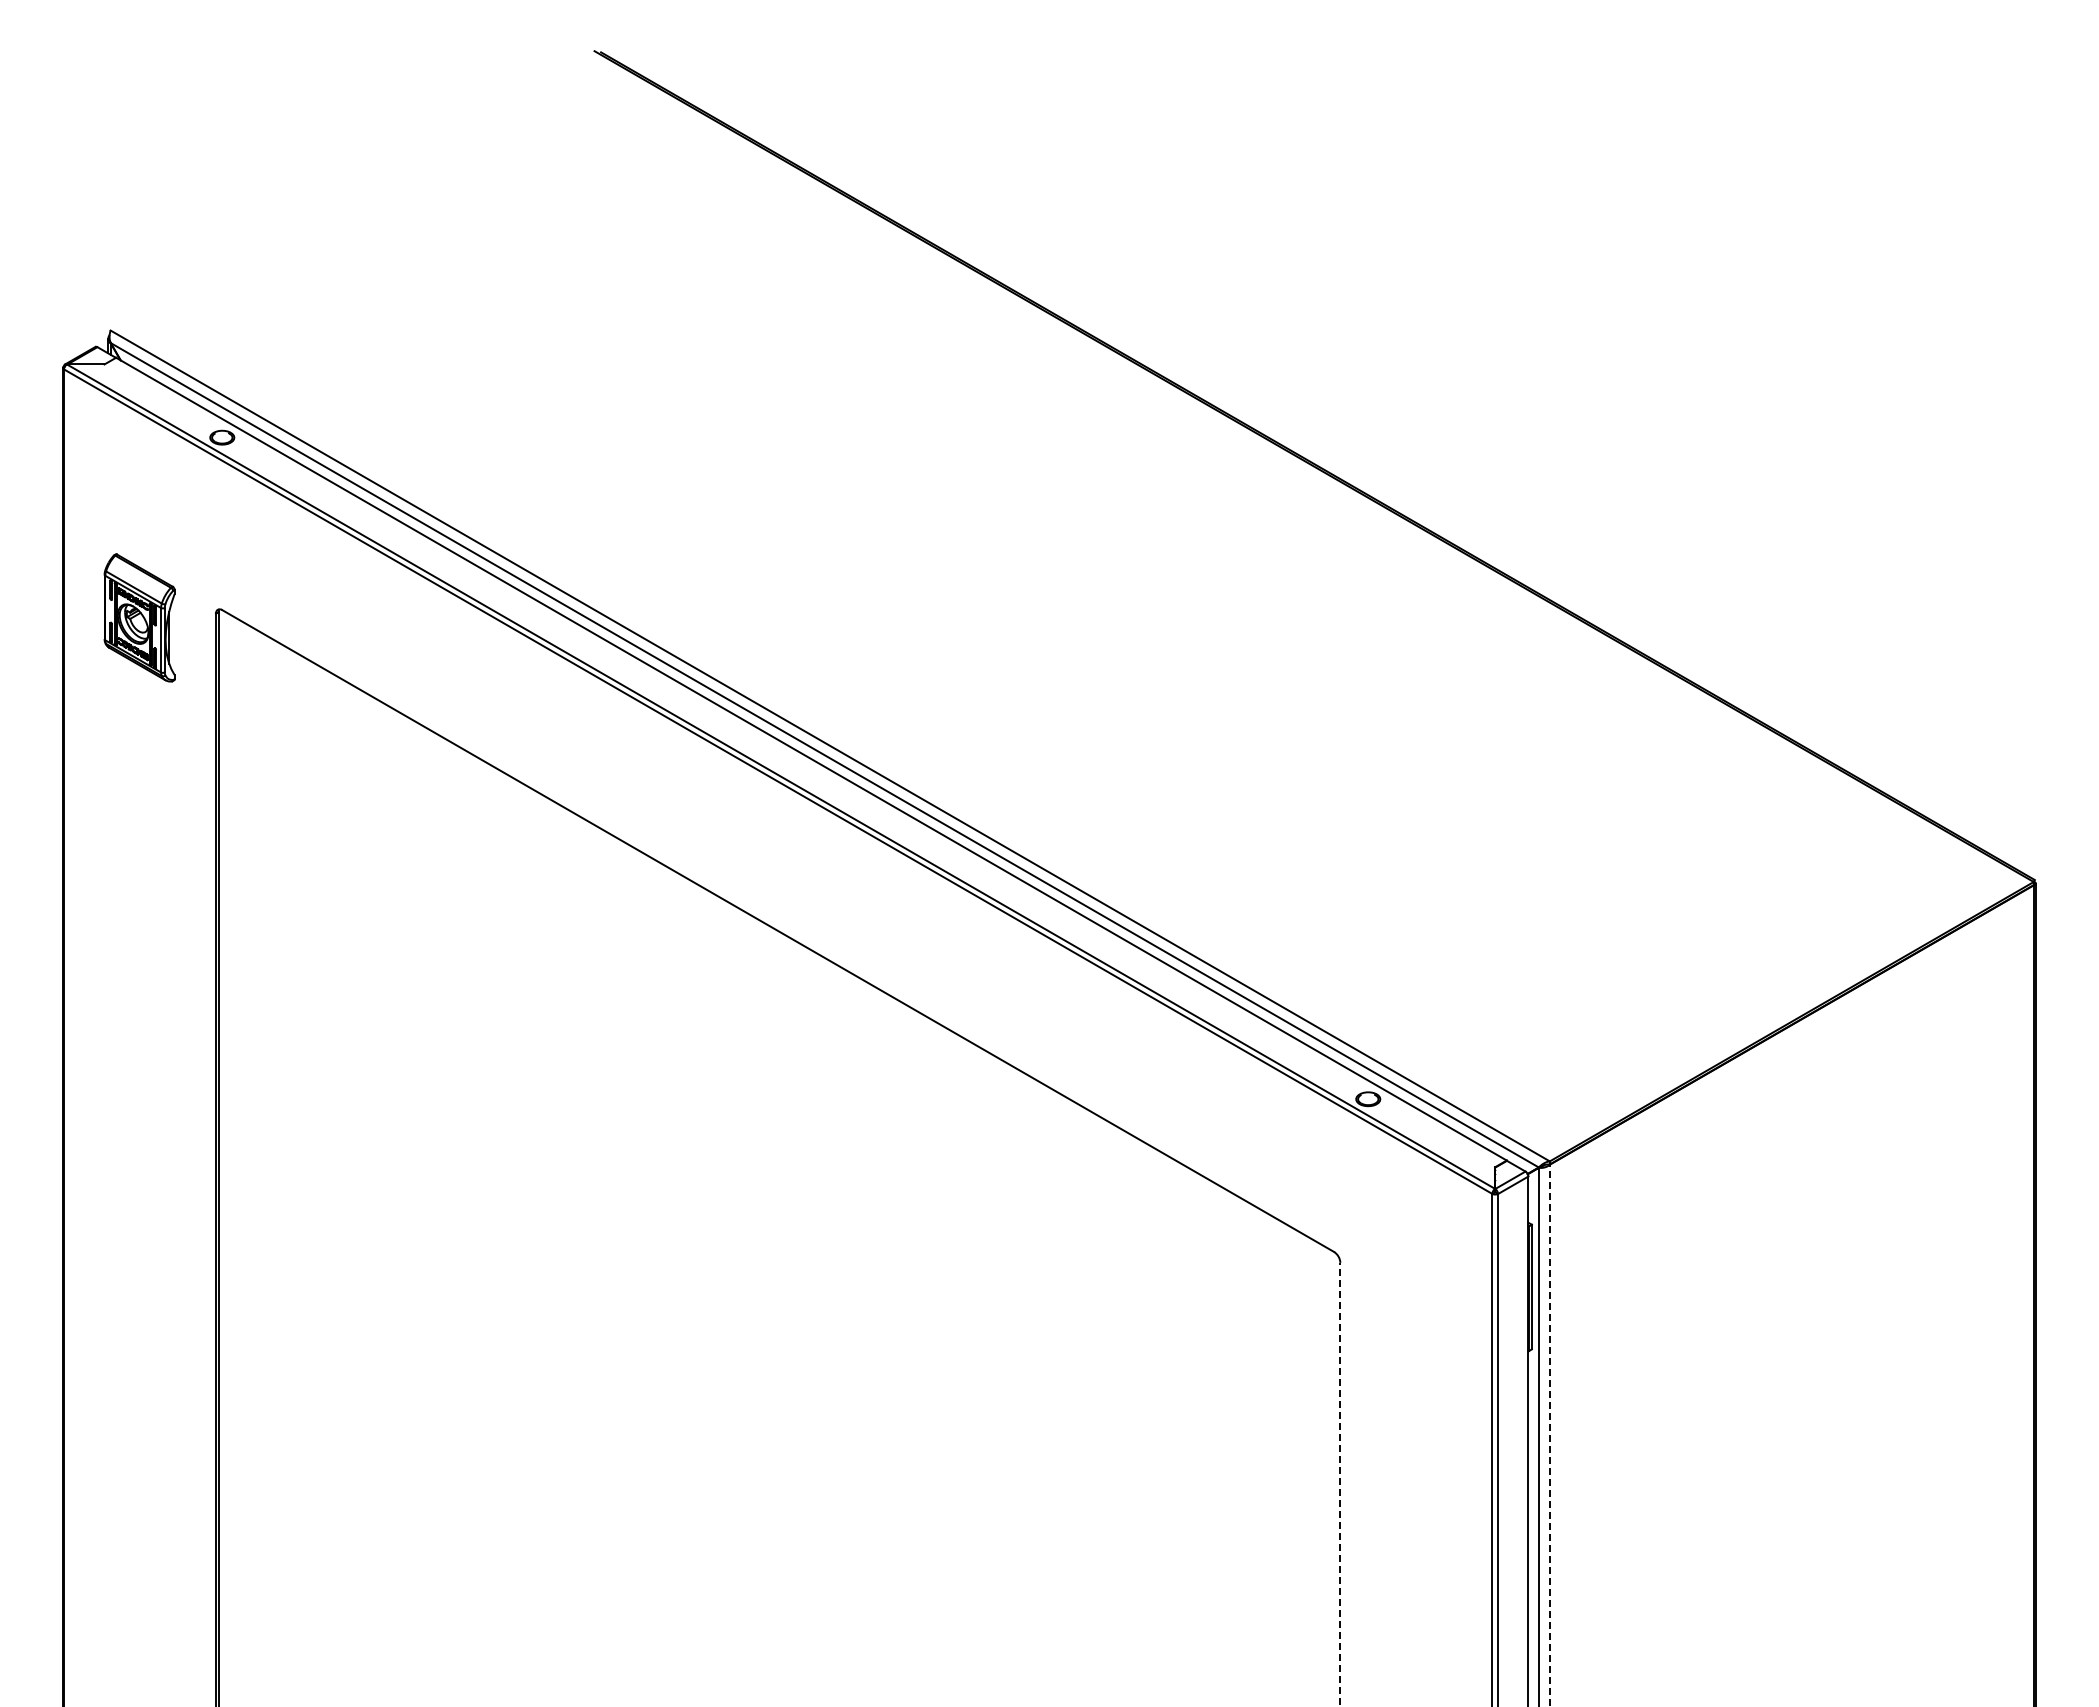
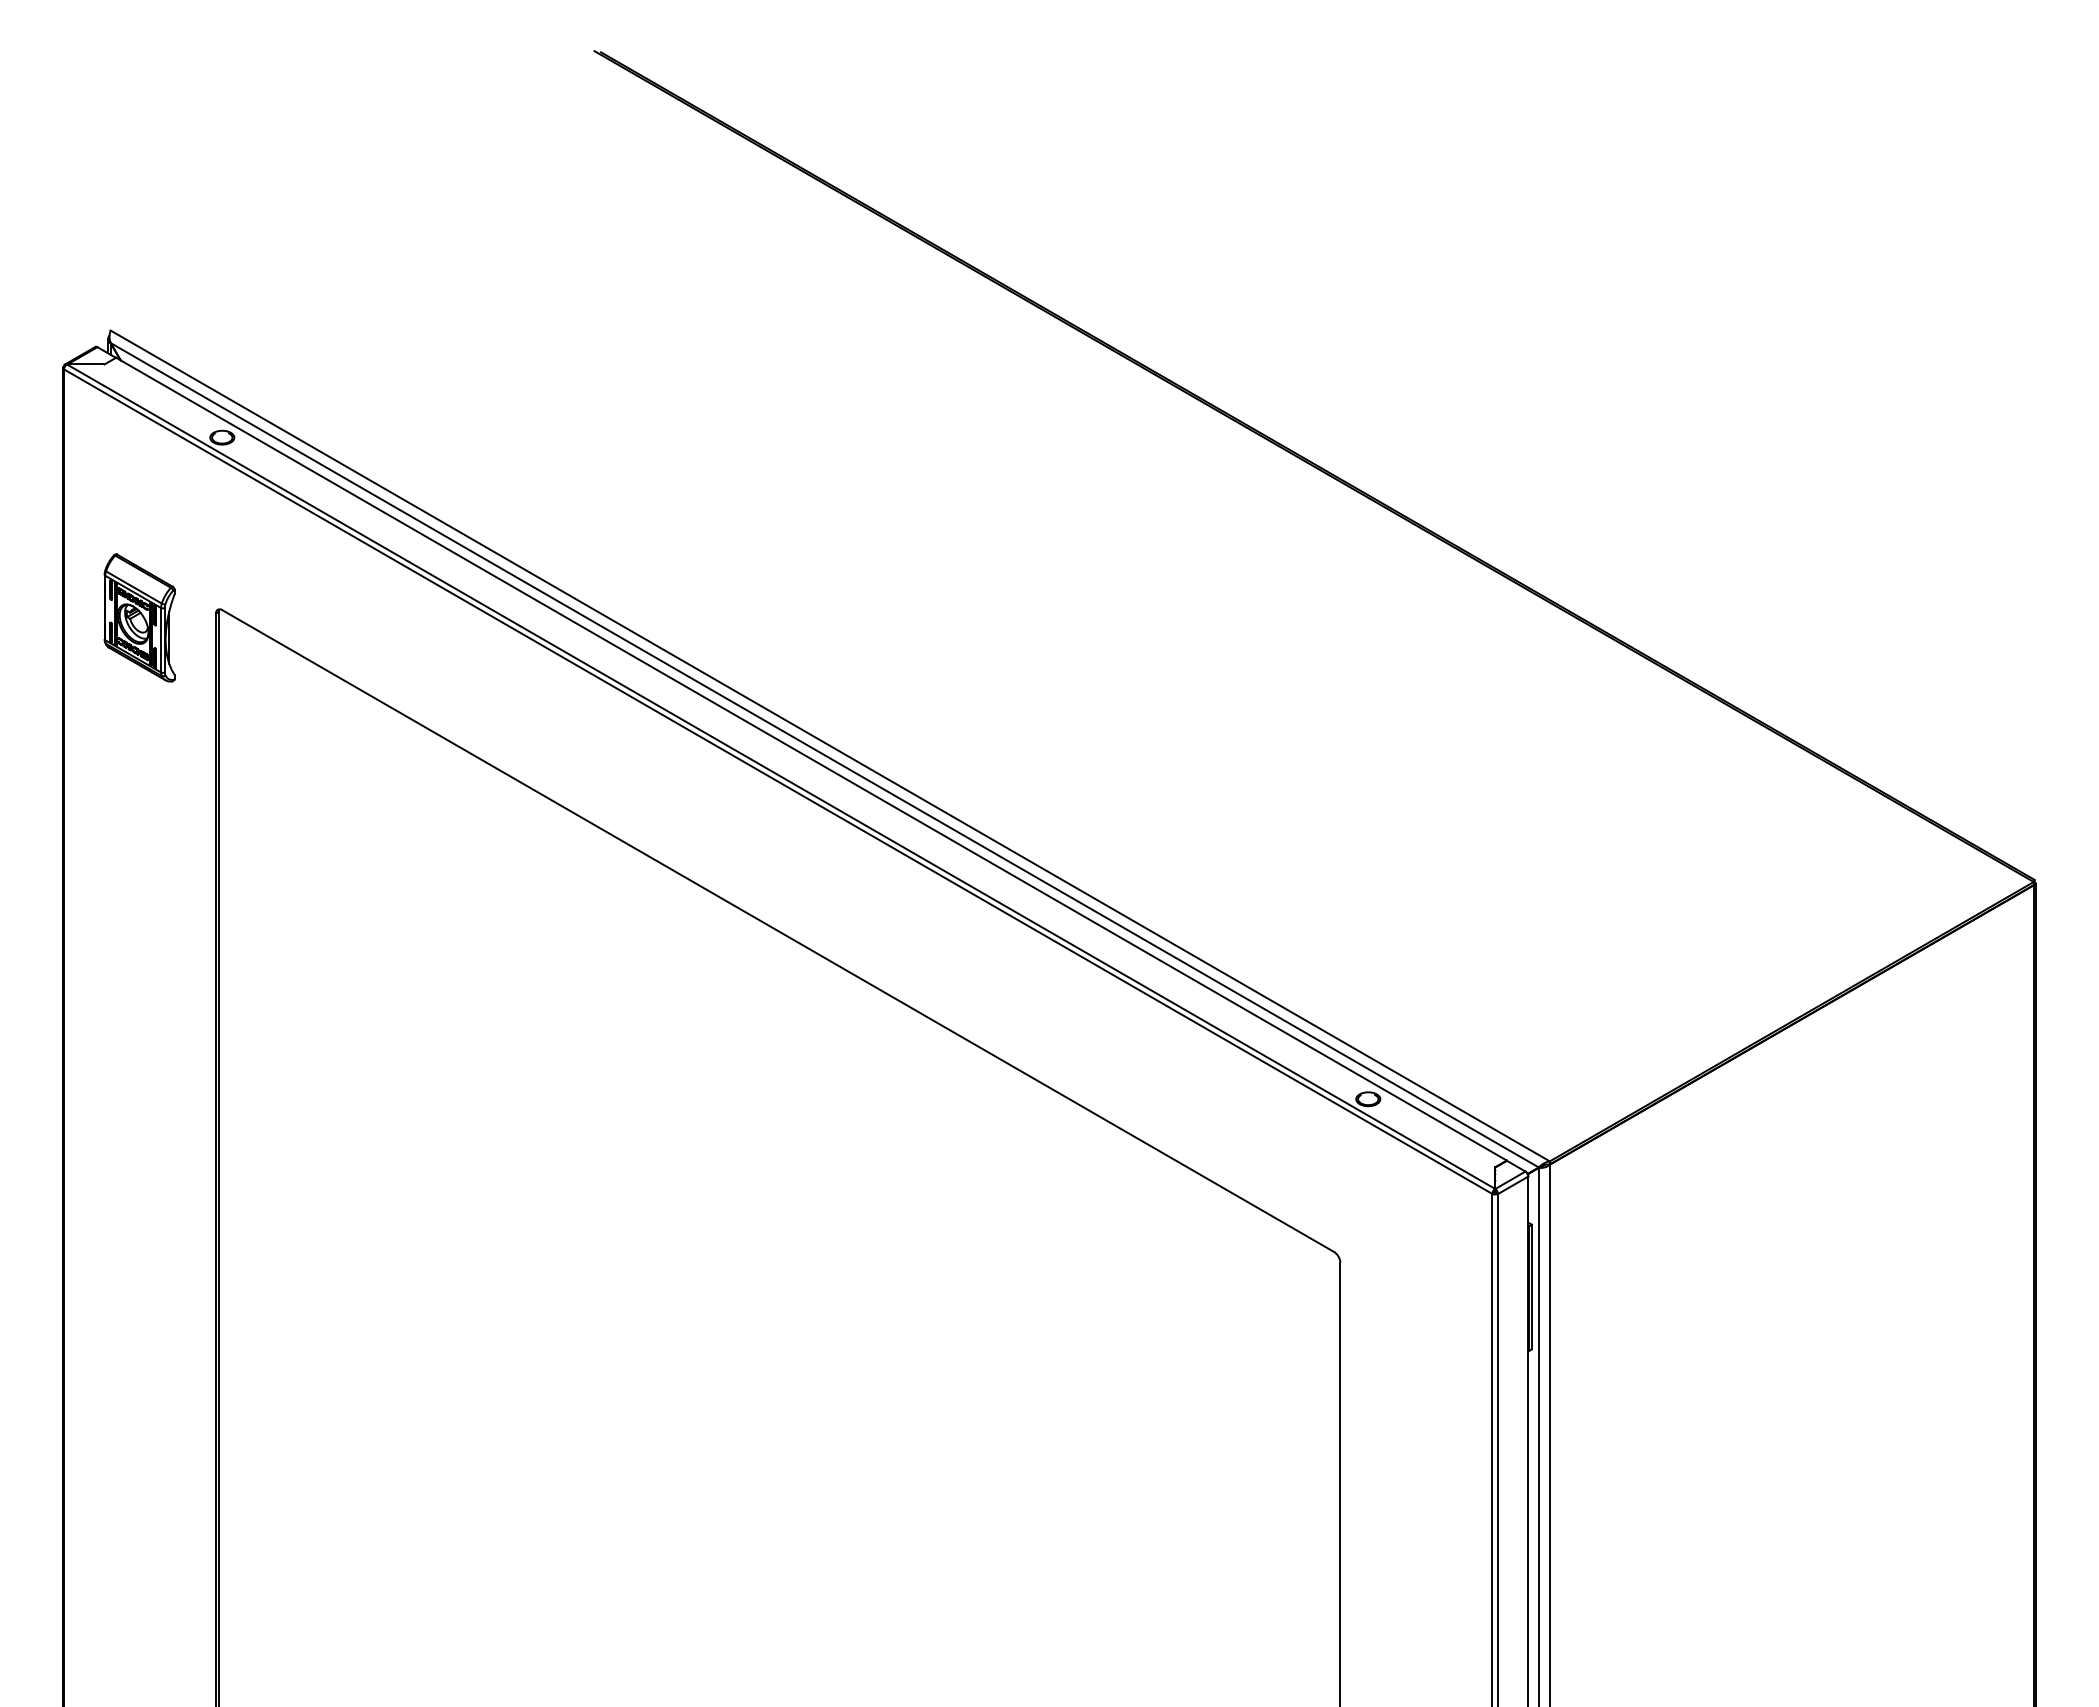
line: dashed -> solid (1549, 1435)
line: dashed -> solid (1340, 1484)
